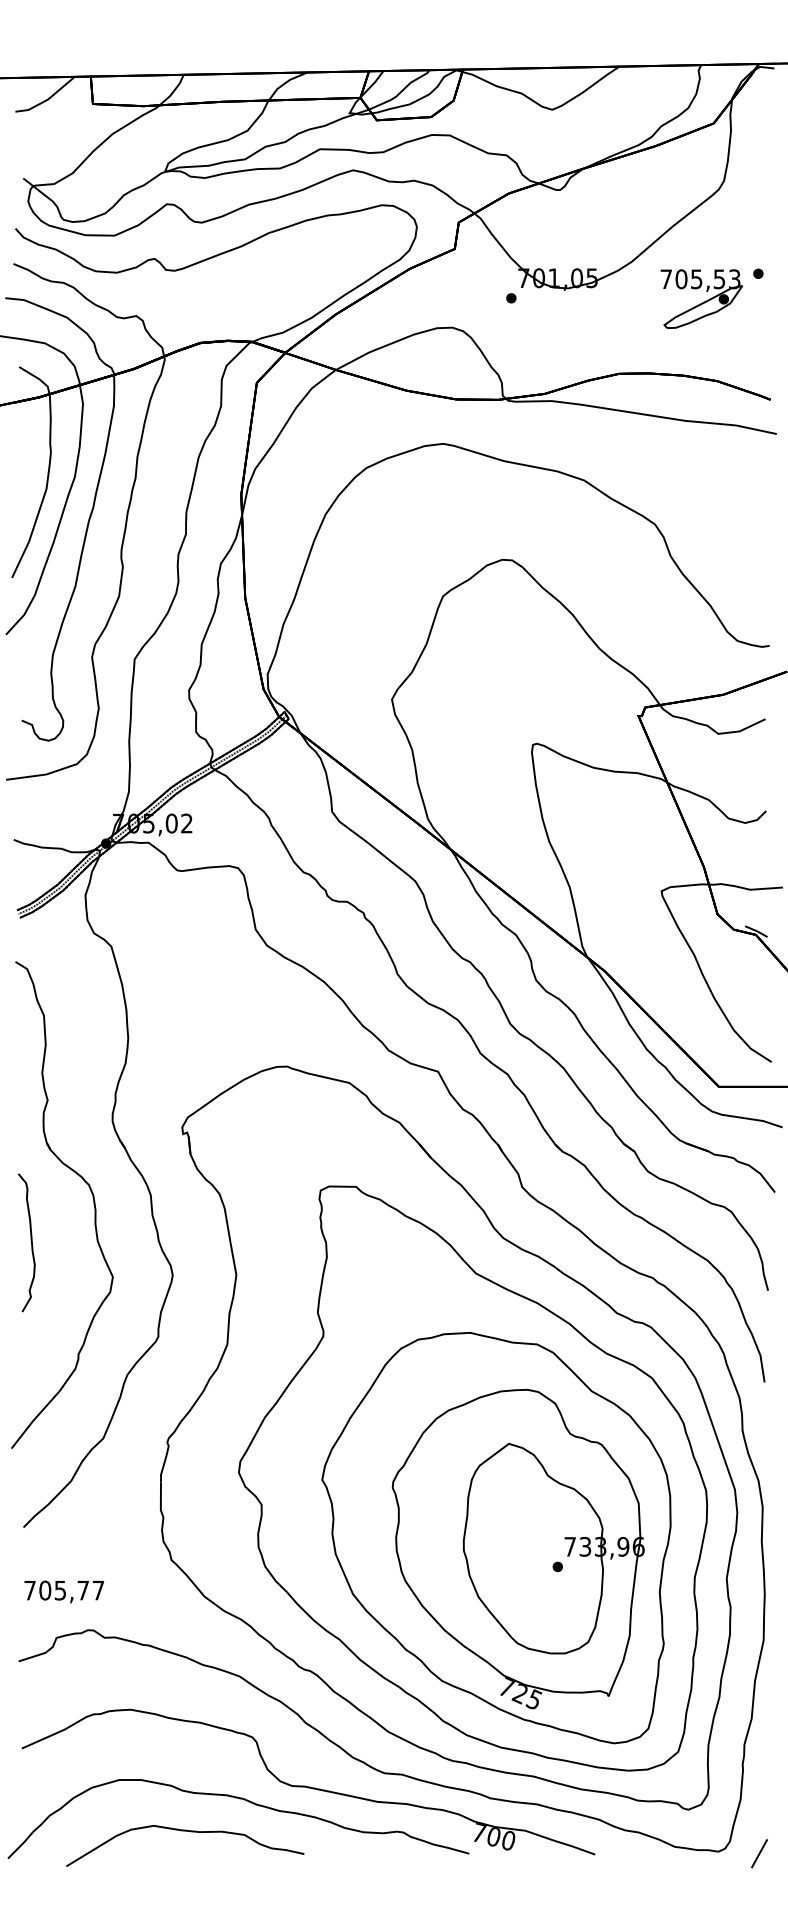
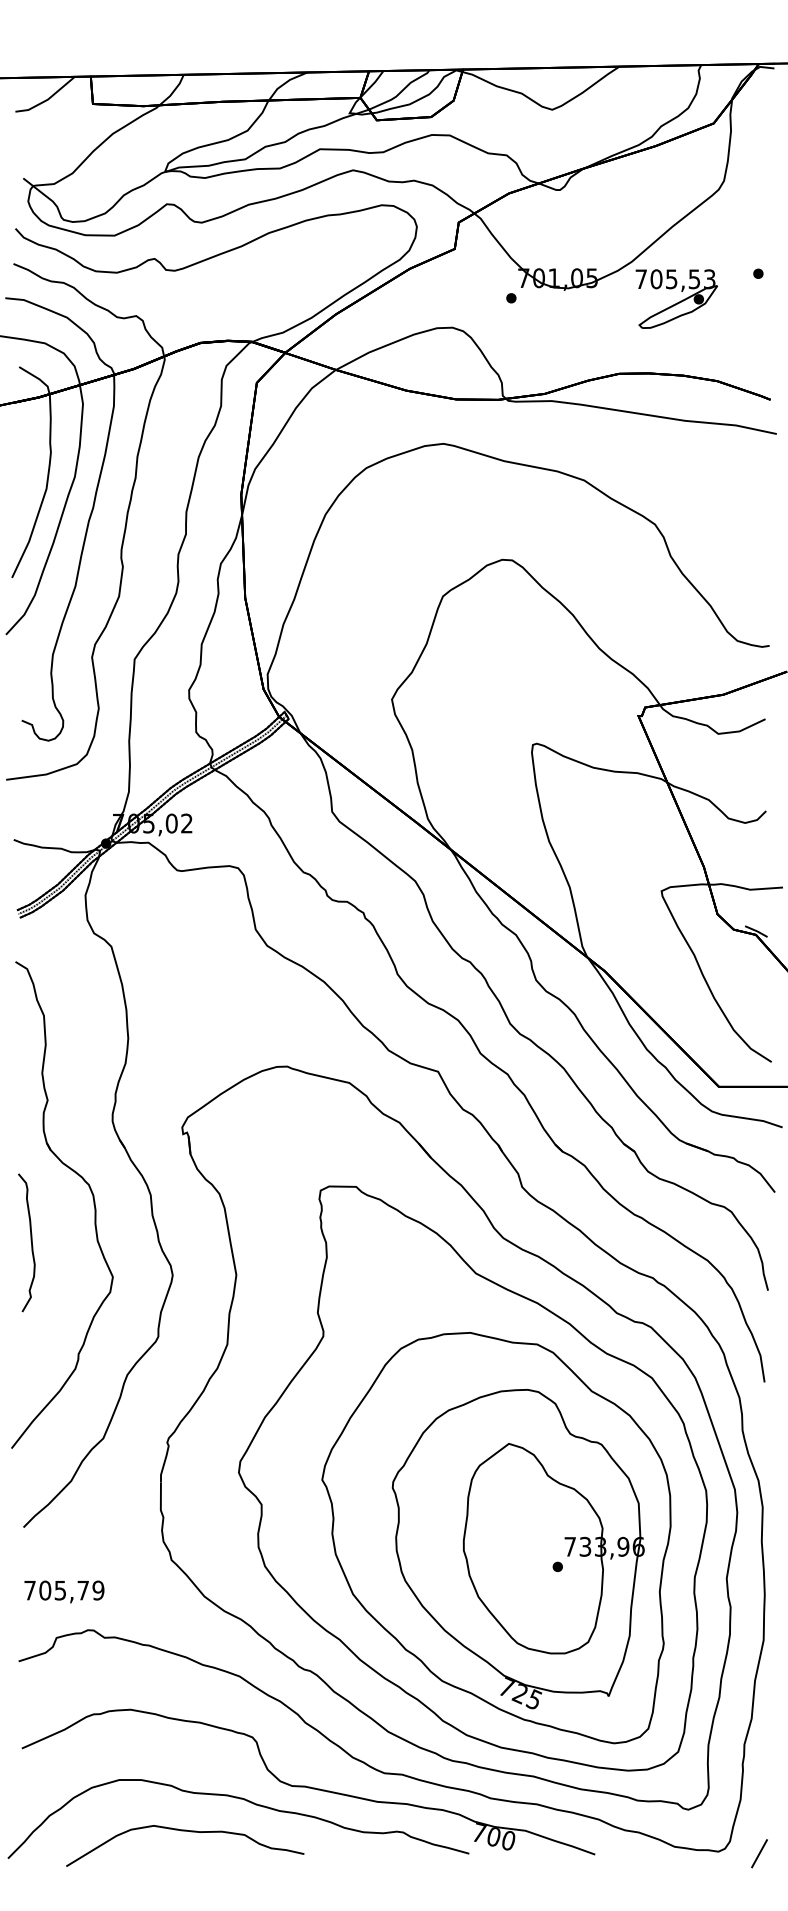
part position: (701, 298) -> (676, 298) (676, 298)
text: 705,77 -> 705,79 (98, 1590)
